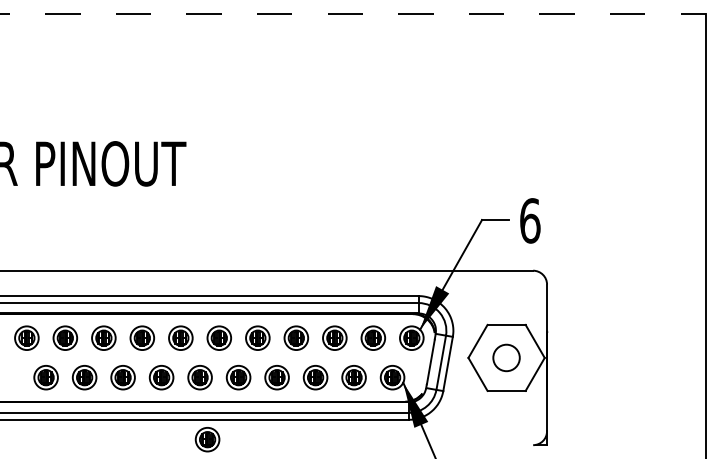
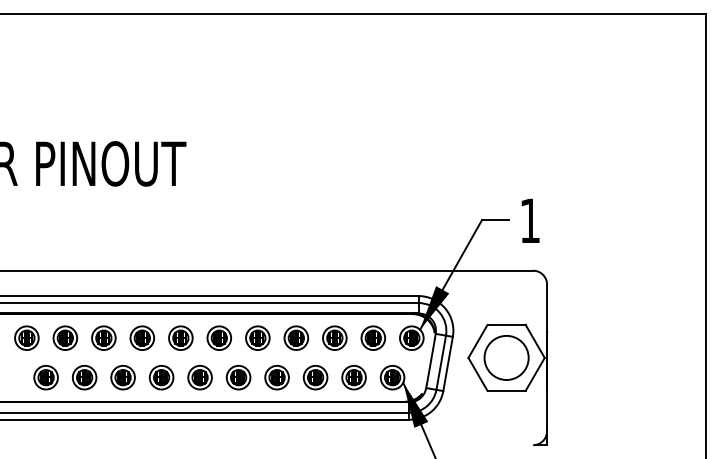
line: dashed -> solid (353, 13)
text: 6 -> 1 (530, 220)
circle size: 29x30 px -> 47x46 px (506, 357)
part: present -> none (207, 439)
